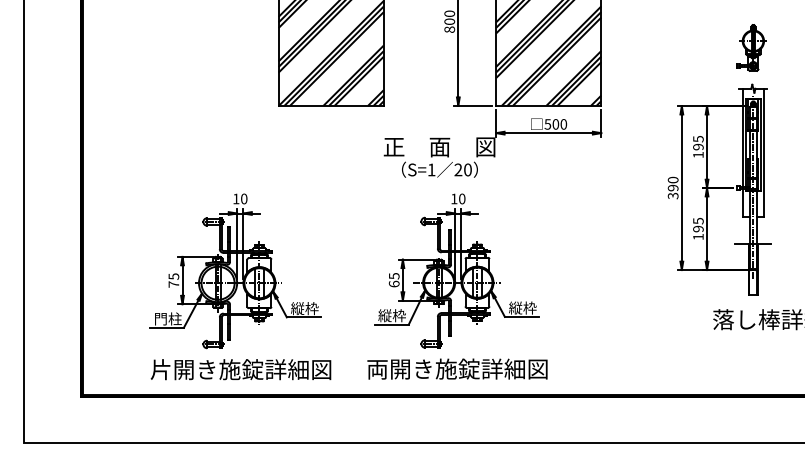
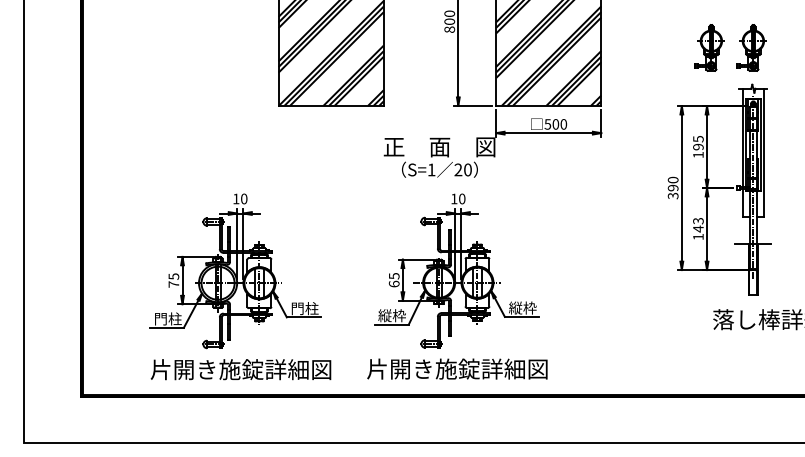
part: none -> present (709, 47)
text: 195 -> 143 (698, 225)
text: 縦枠 -> 門柱 (304, 308)
text: 両開き施錠詳細図 -> 片開き施錠詳細図 (377, 368)
